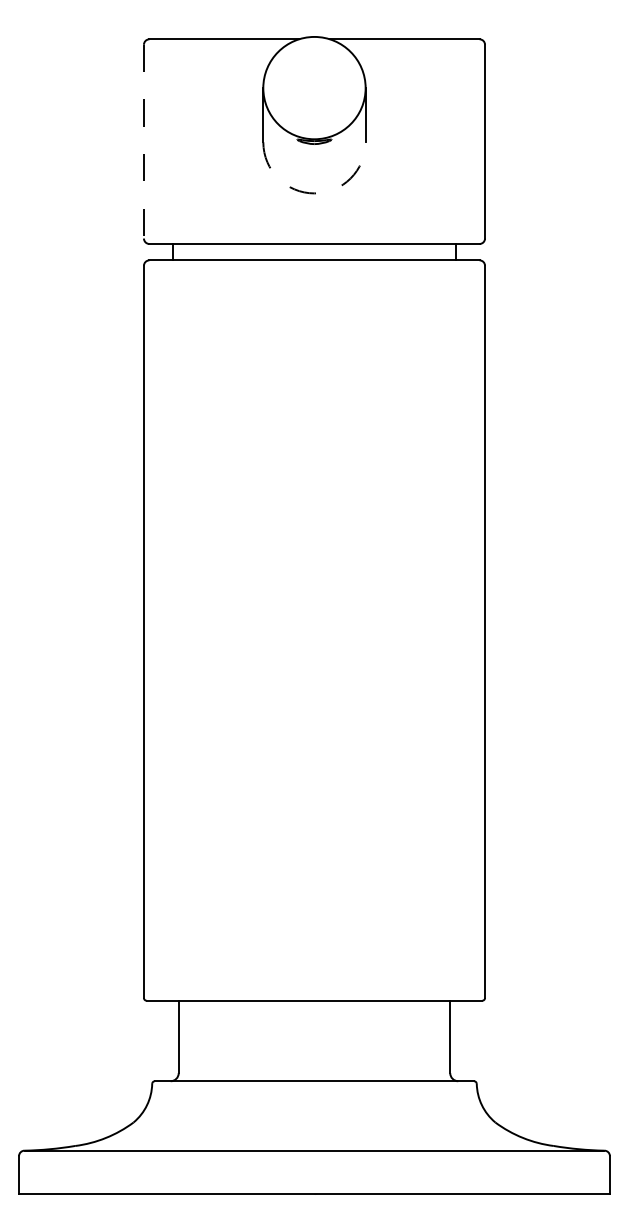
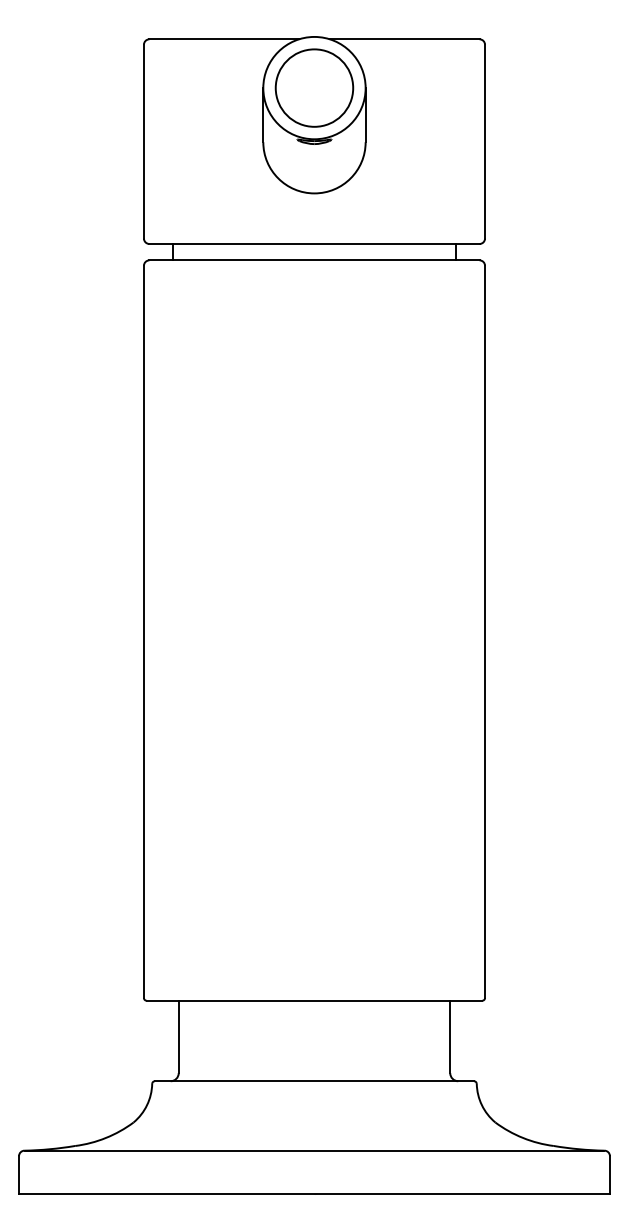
circle: none -> present (314, 87)
line: dashed -> solid (143, 141)
arc: dashed -> solid (314, 193)
